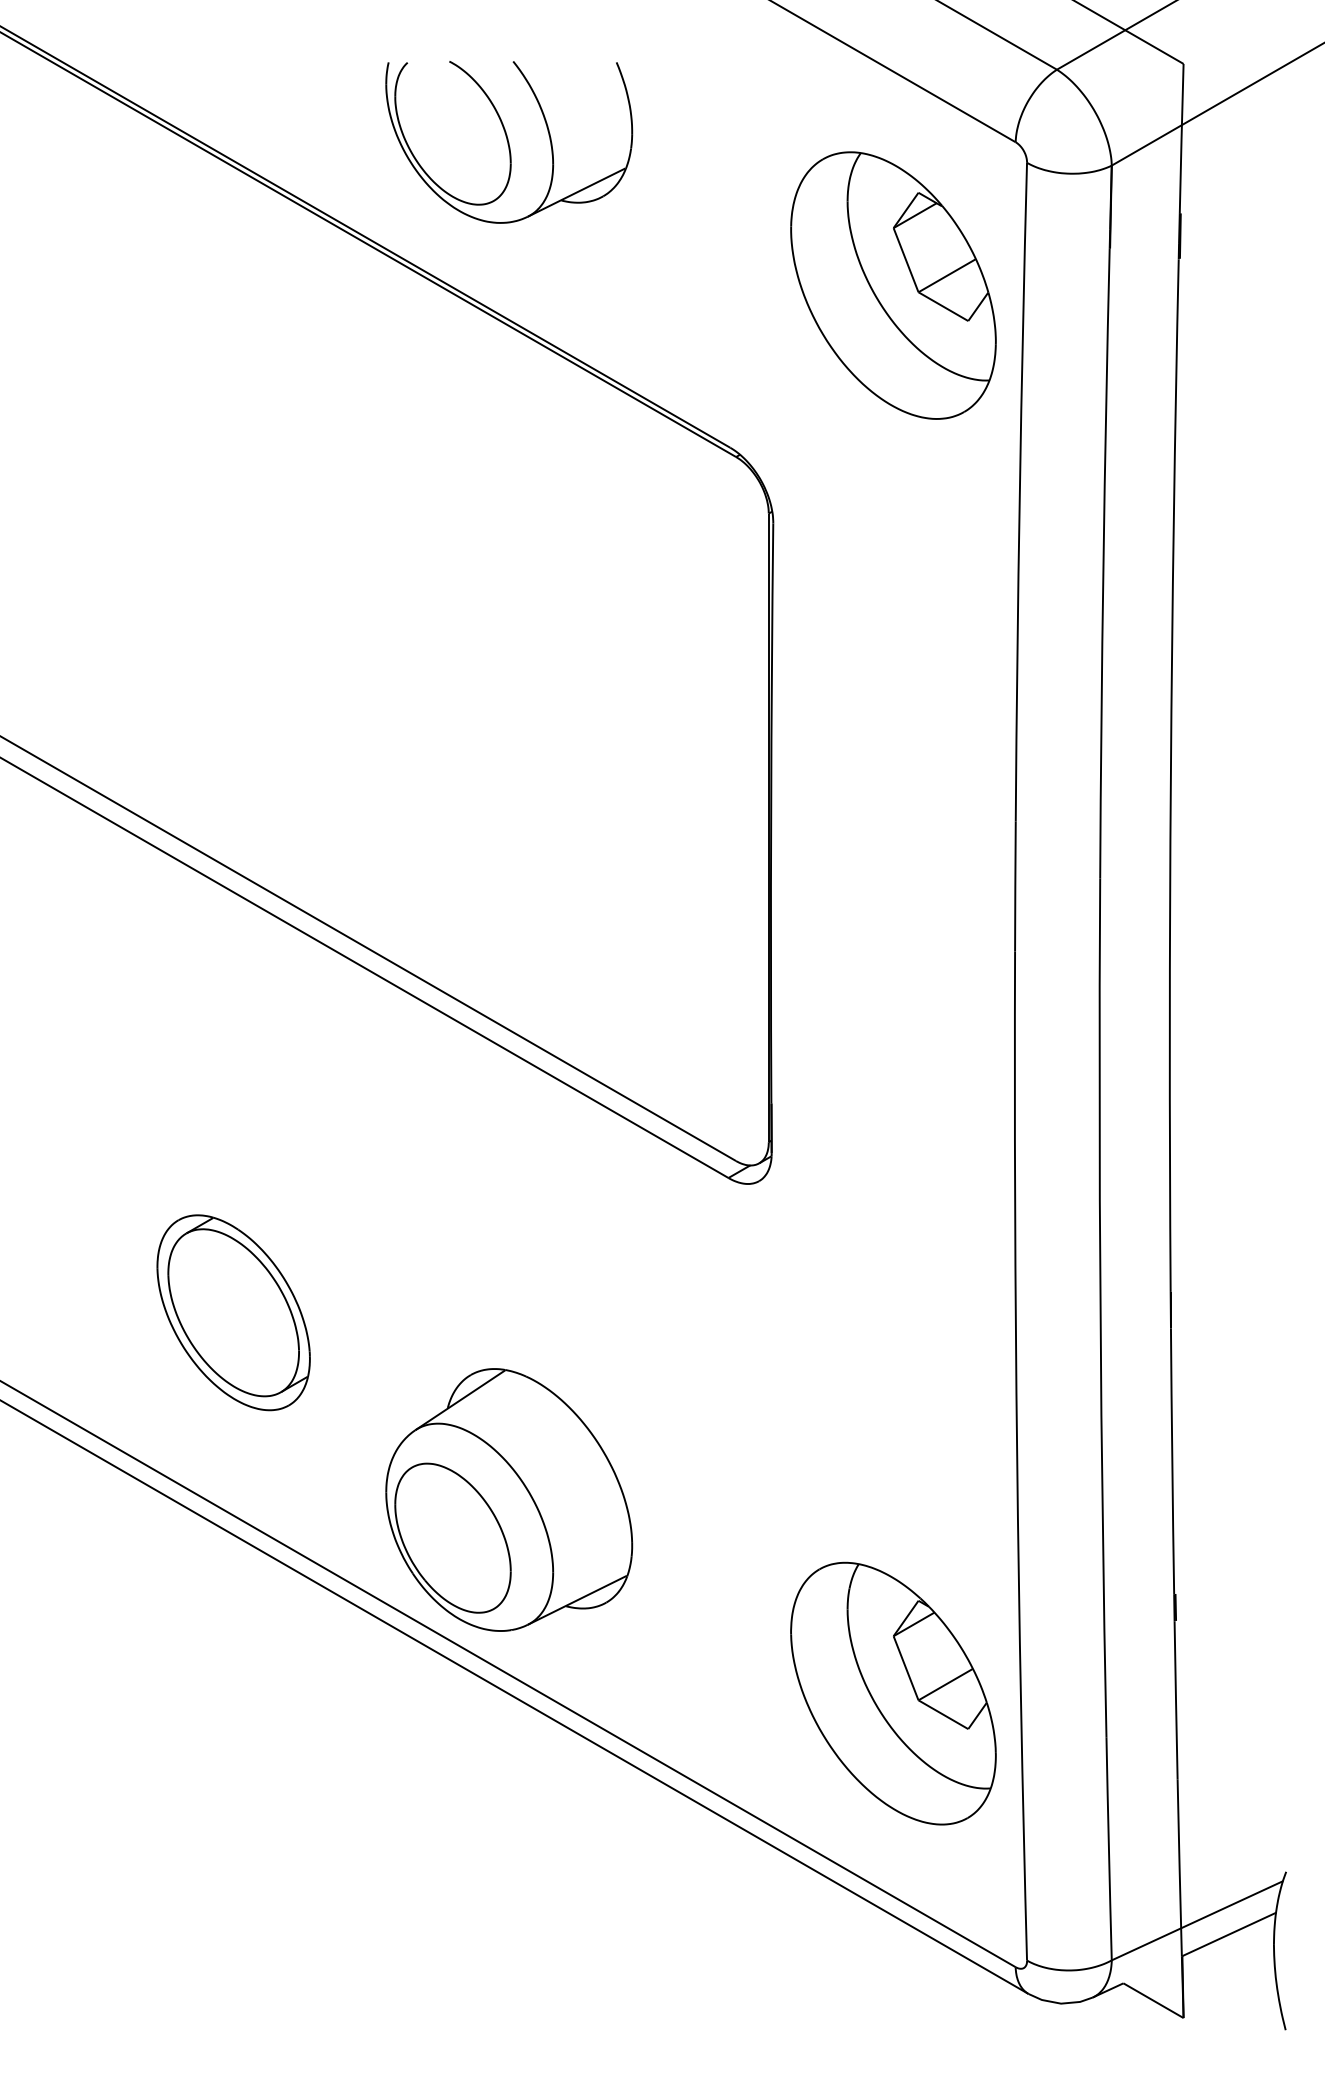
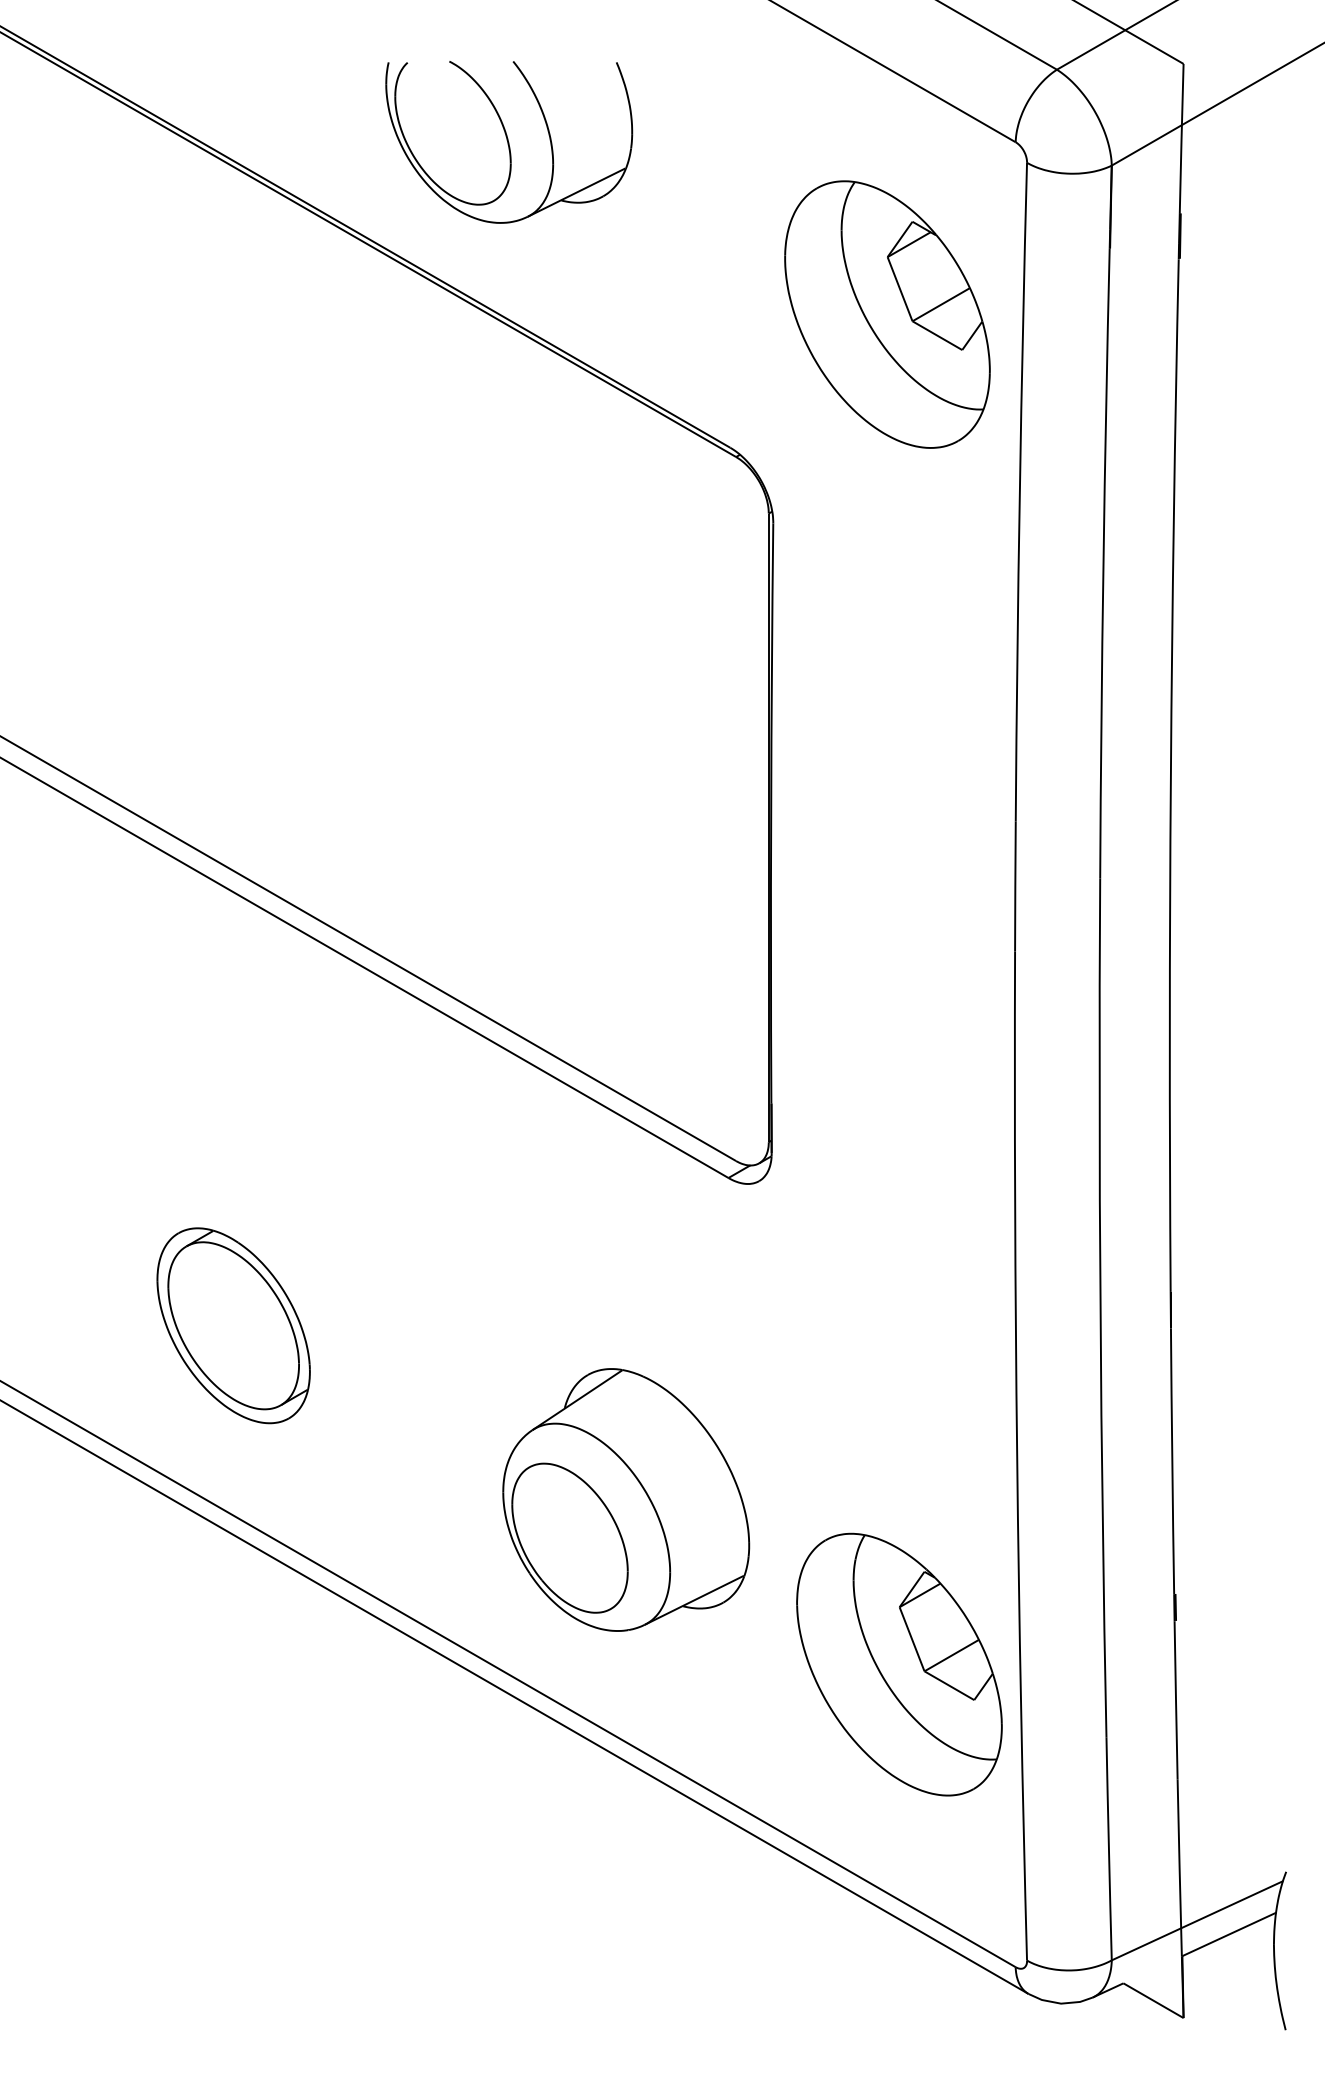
part position: (893, 285) -> (887, 314) (887, 314)
part position: (233, 1312) -> (233, 1325) (233, 1325)
part position: (509, 1499) -> (626, 1499) (626, 1499)
part position: (893, 1693) -> (899, 1664) (899, 1664)
